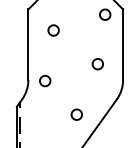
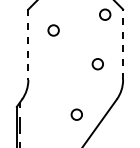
line: solid -> dashed (123, 44)
line: solid -> dashed (28, 45)
circle: present -> none (45, 80)
